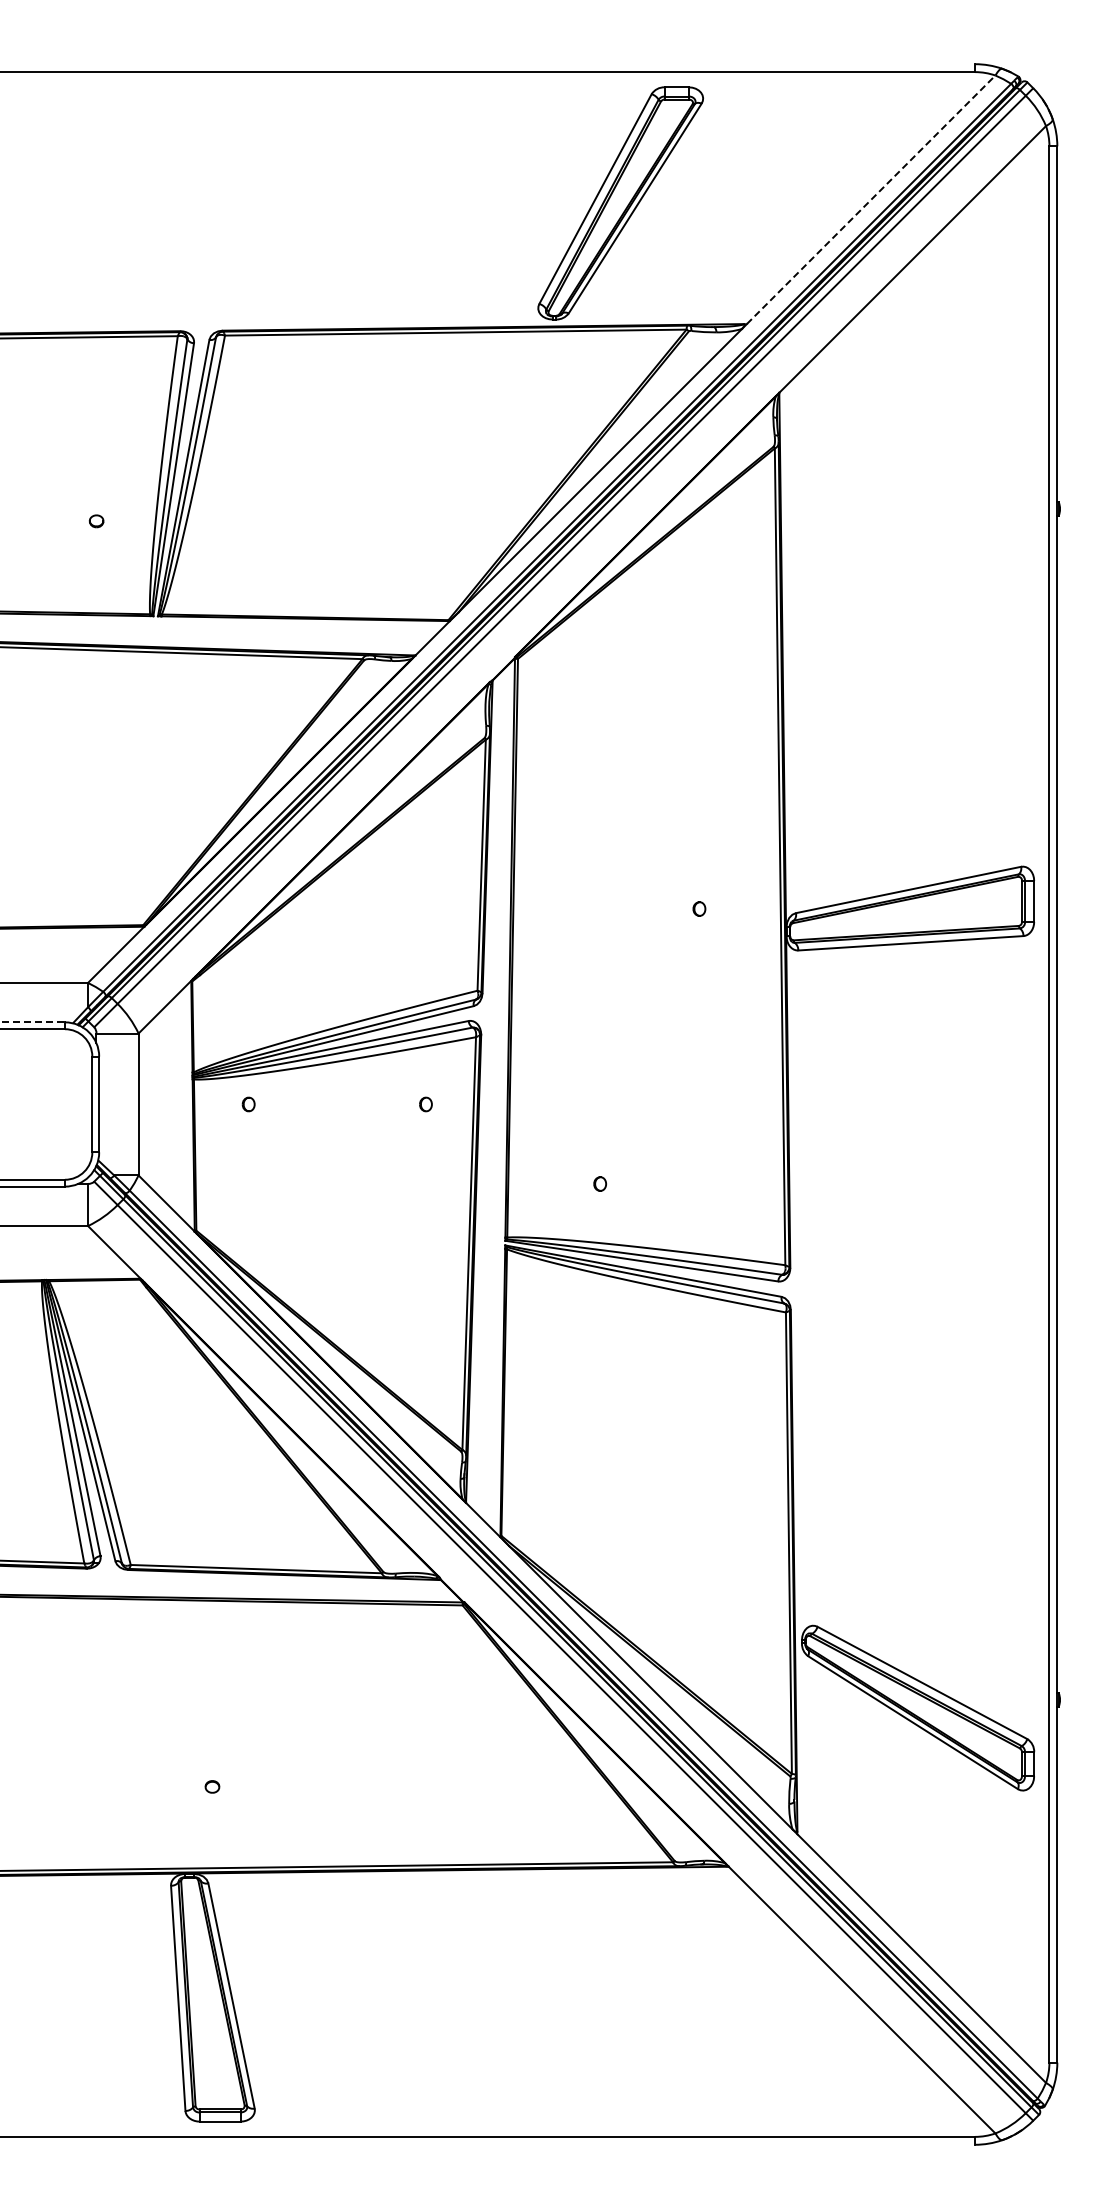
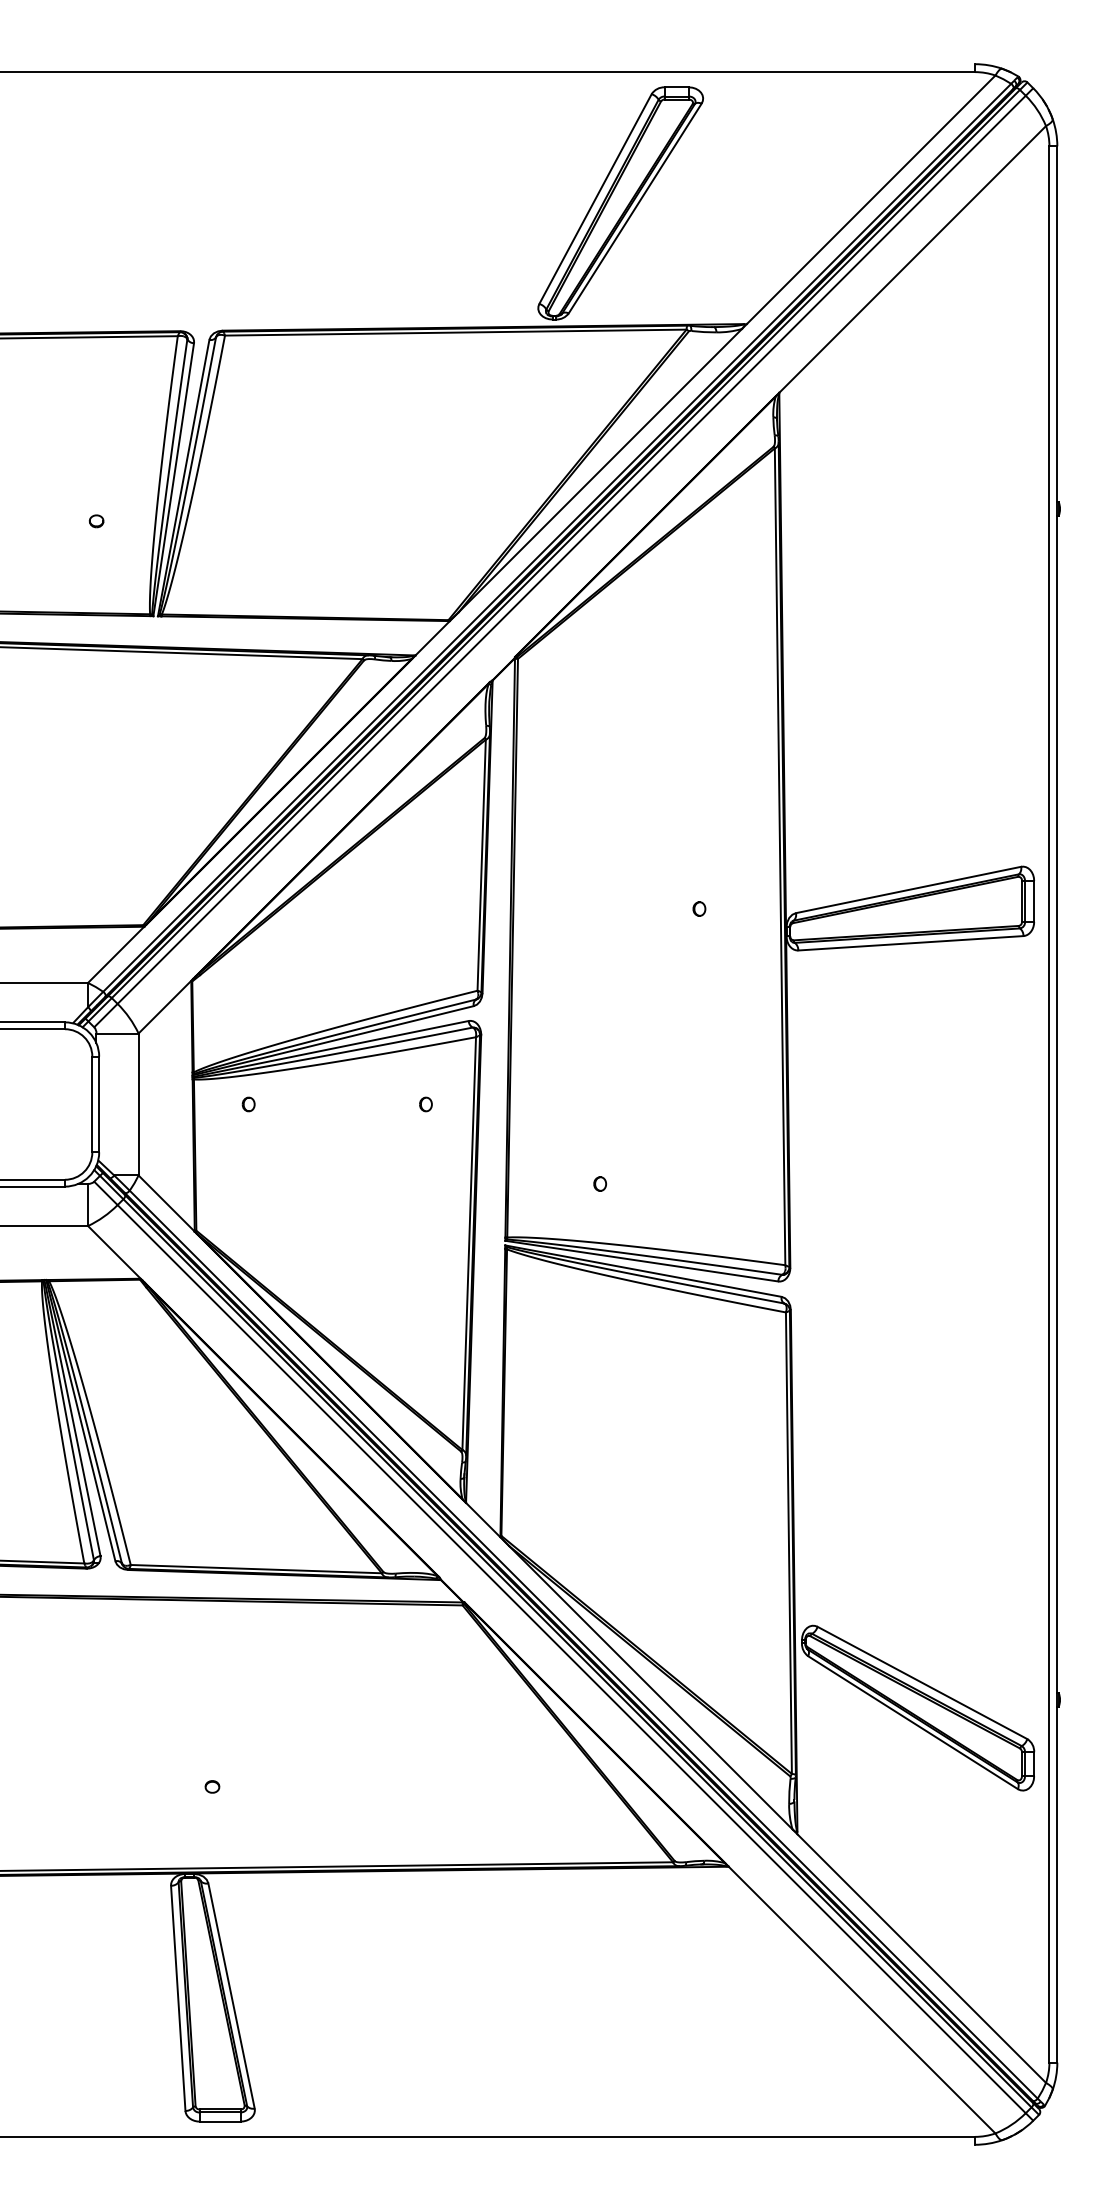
line: dashed -> solid (871, 199)
line: dashed -> solid (33, 1022)
